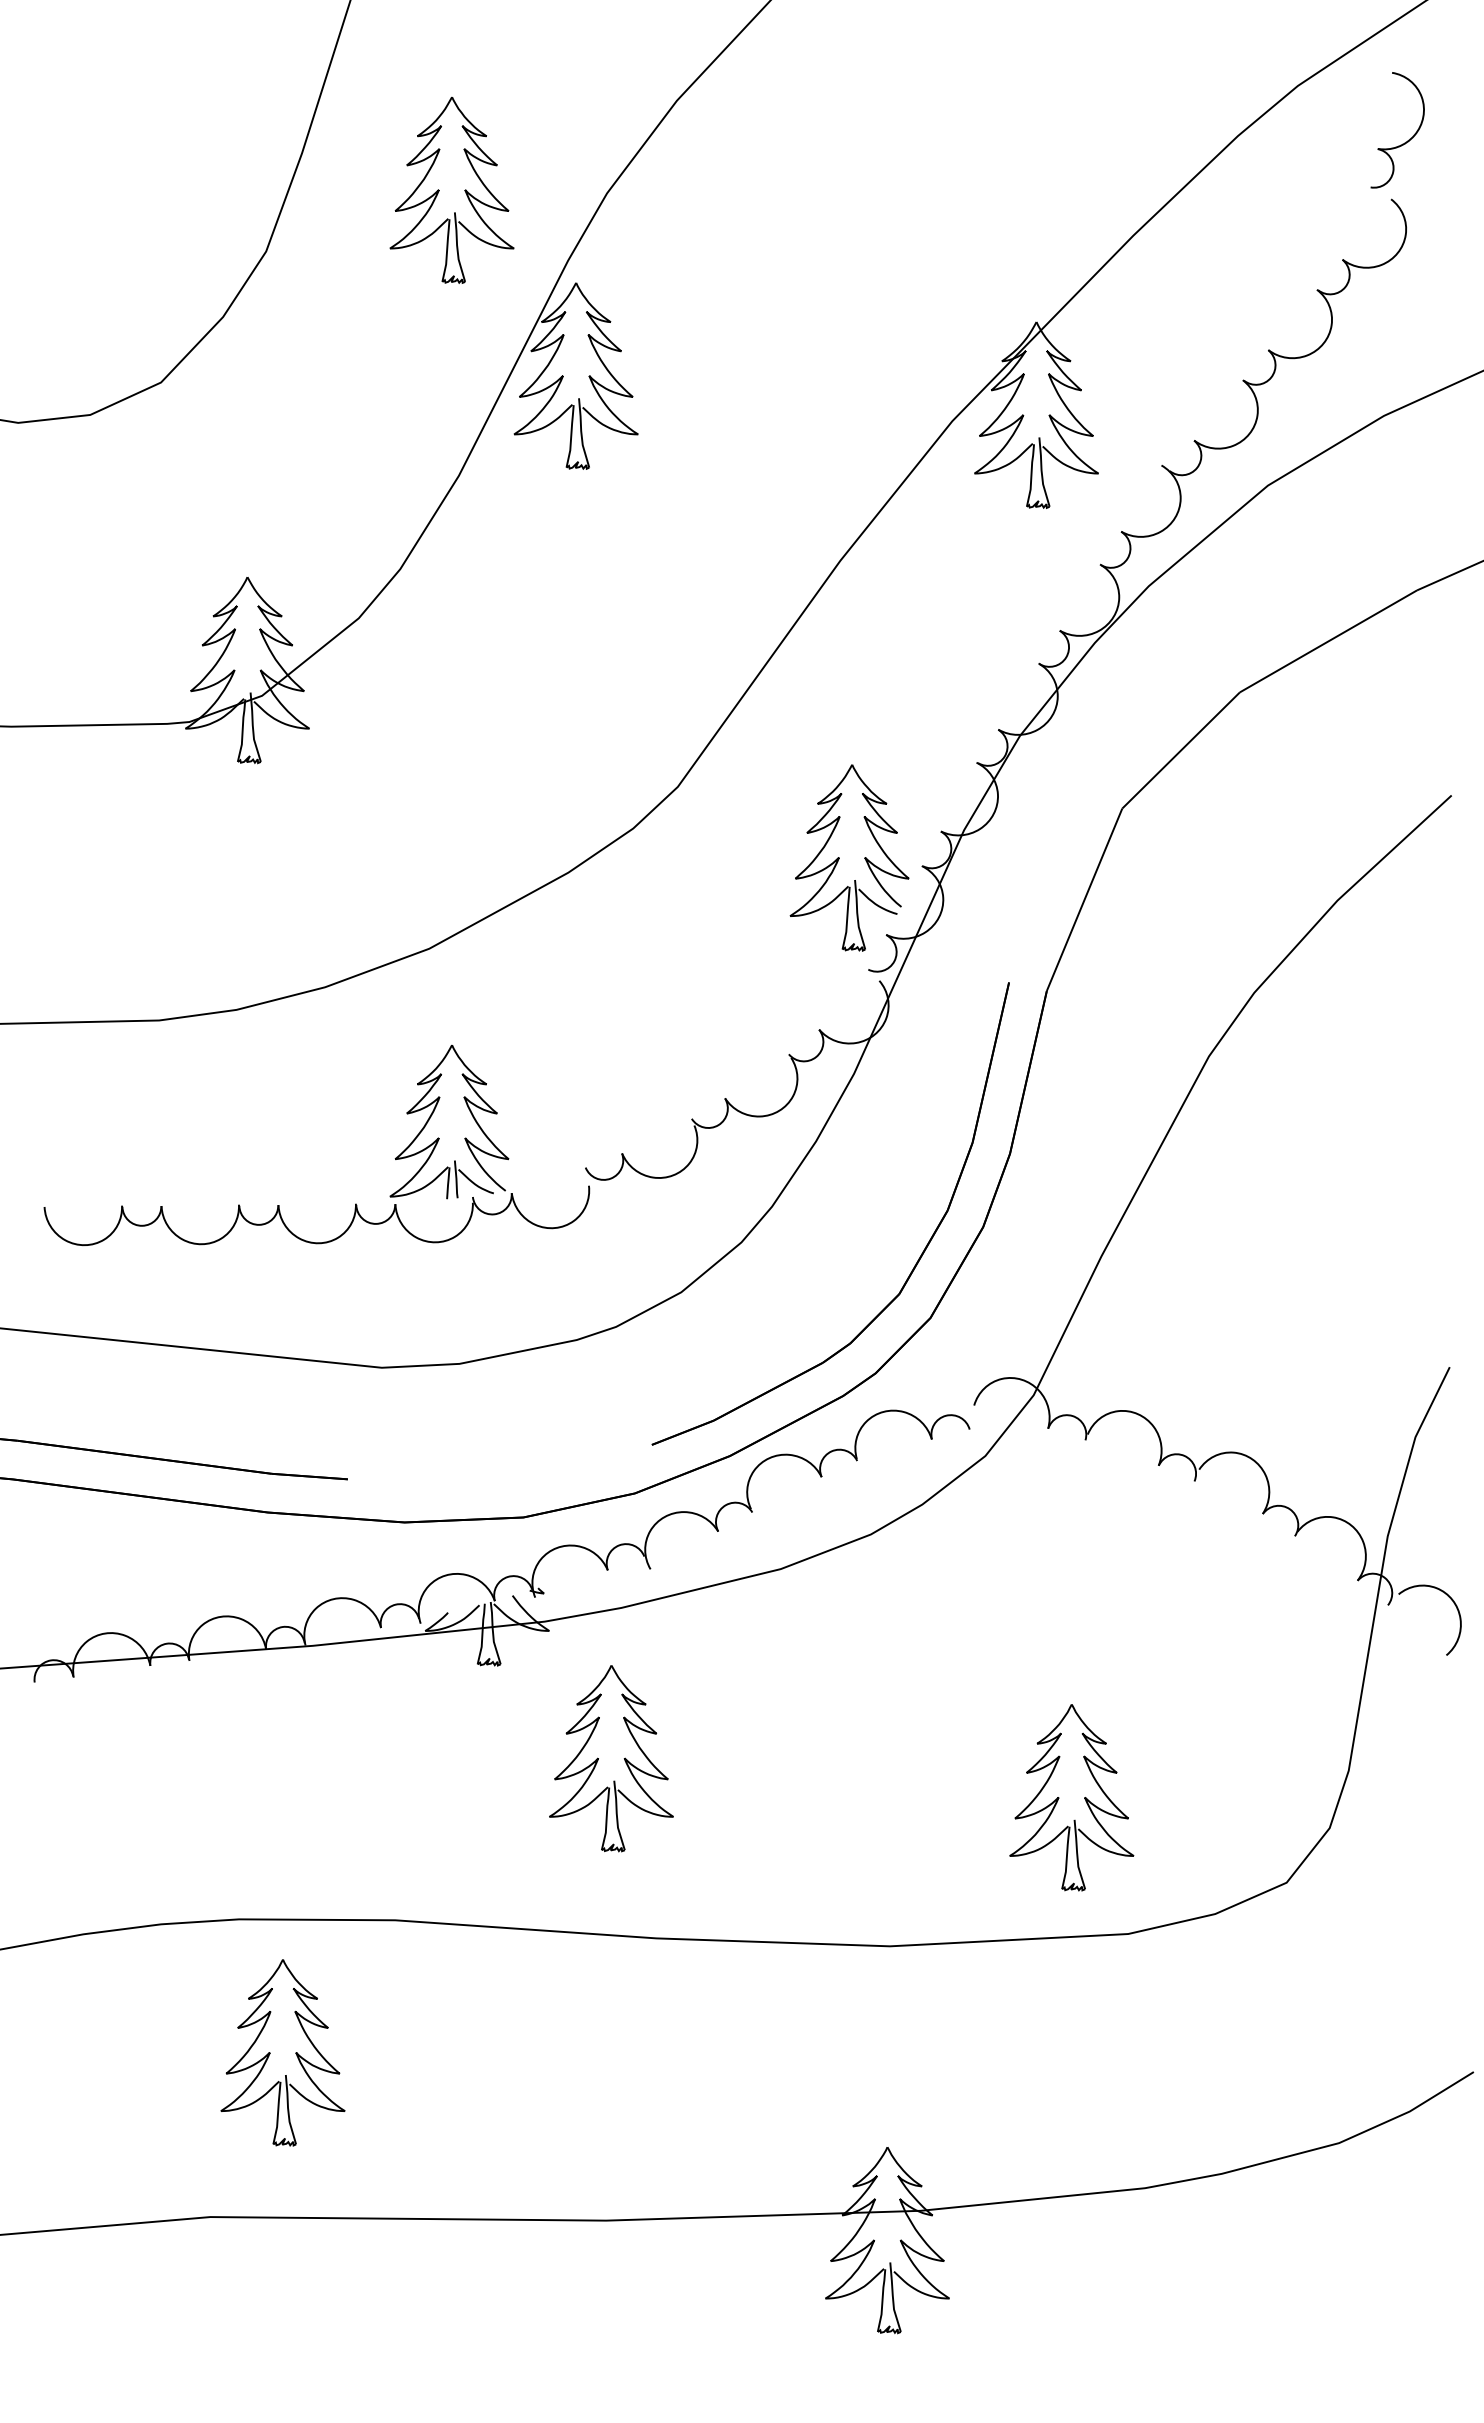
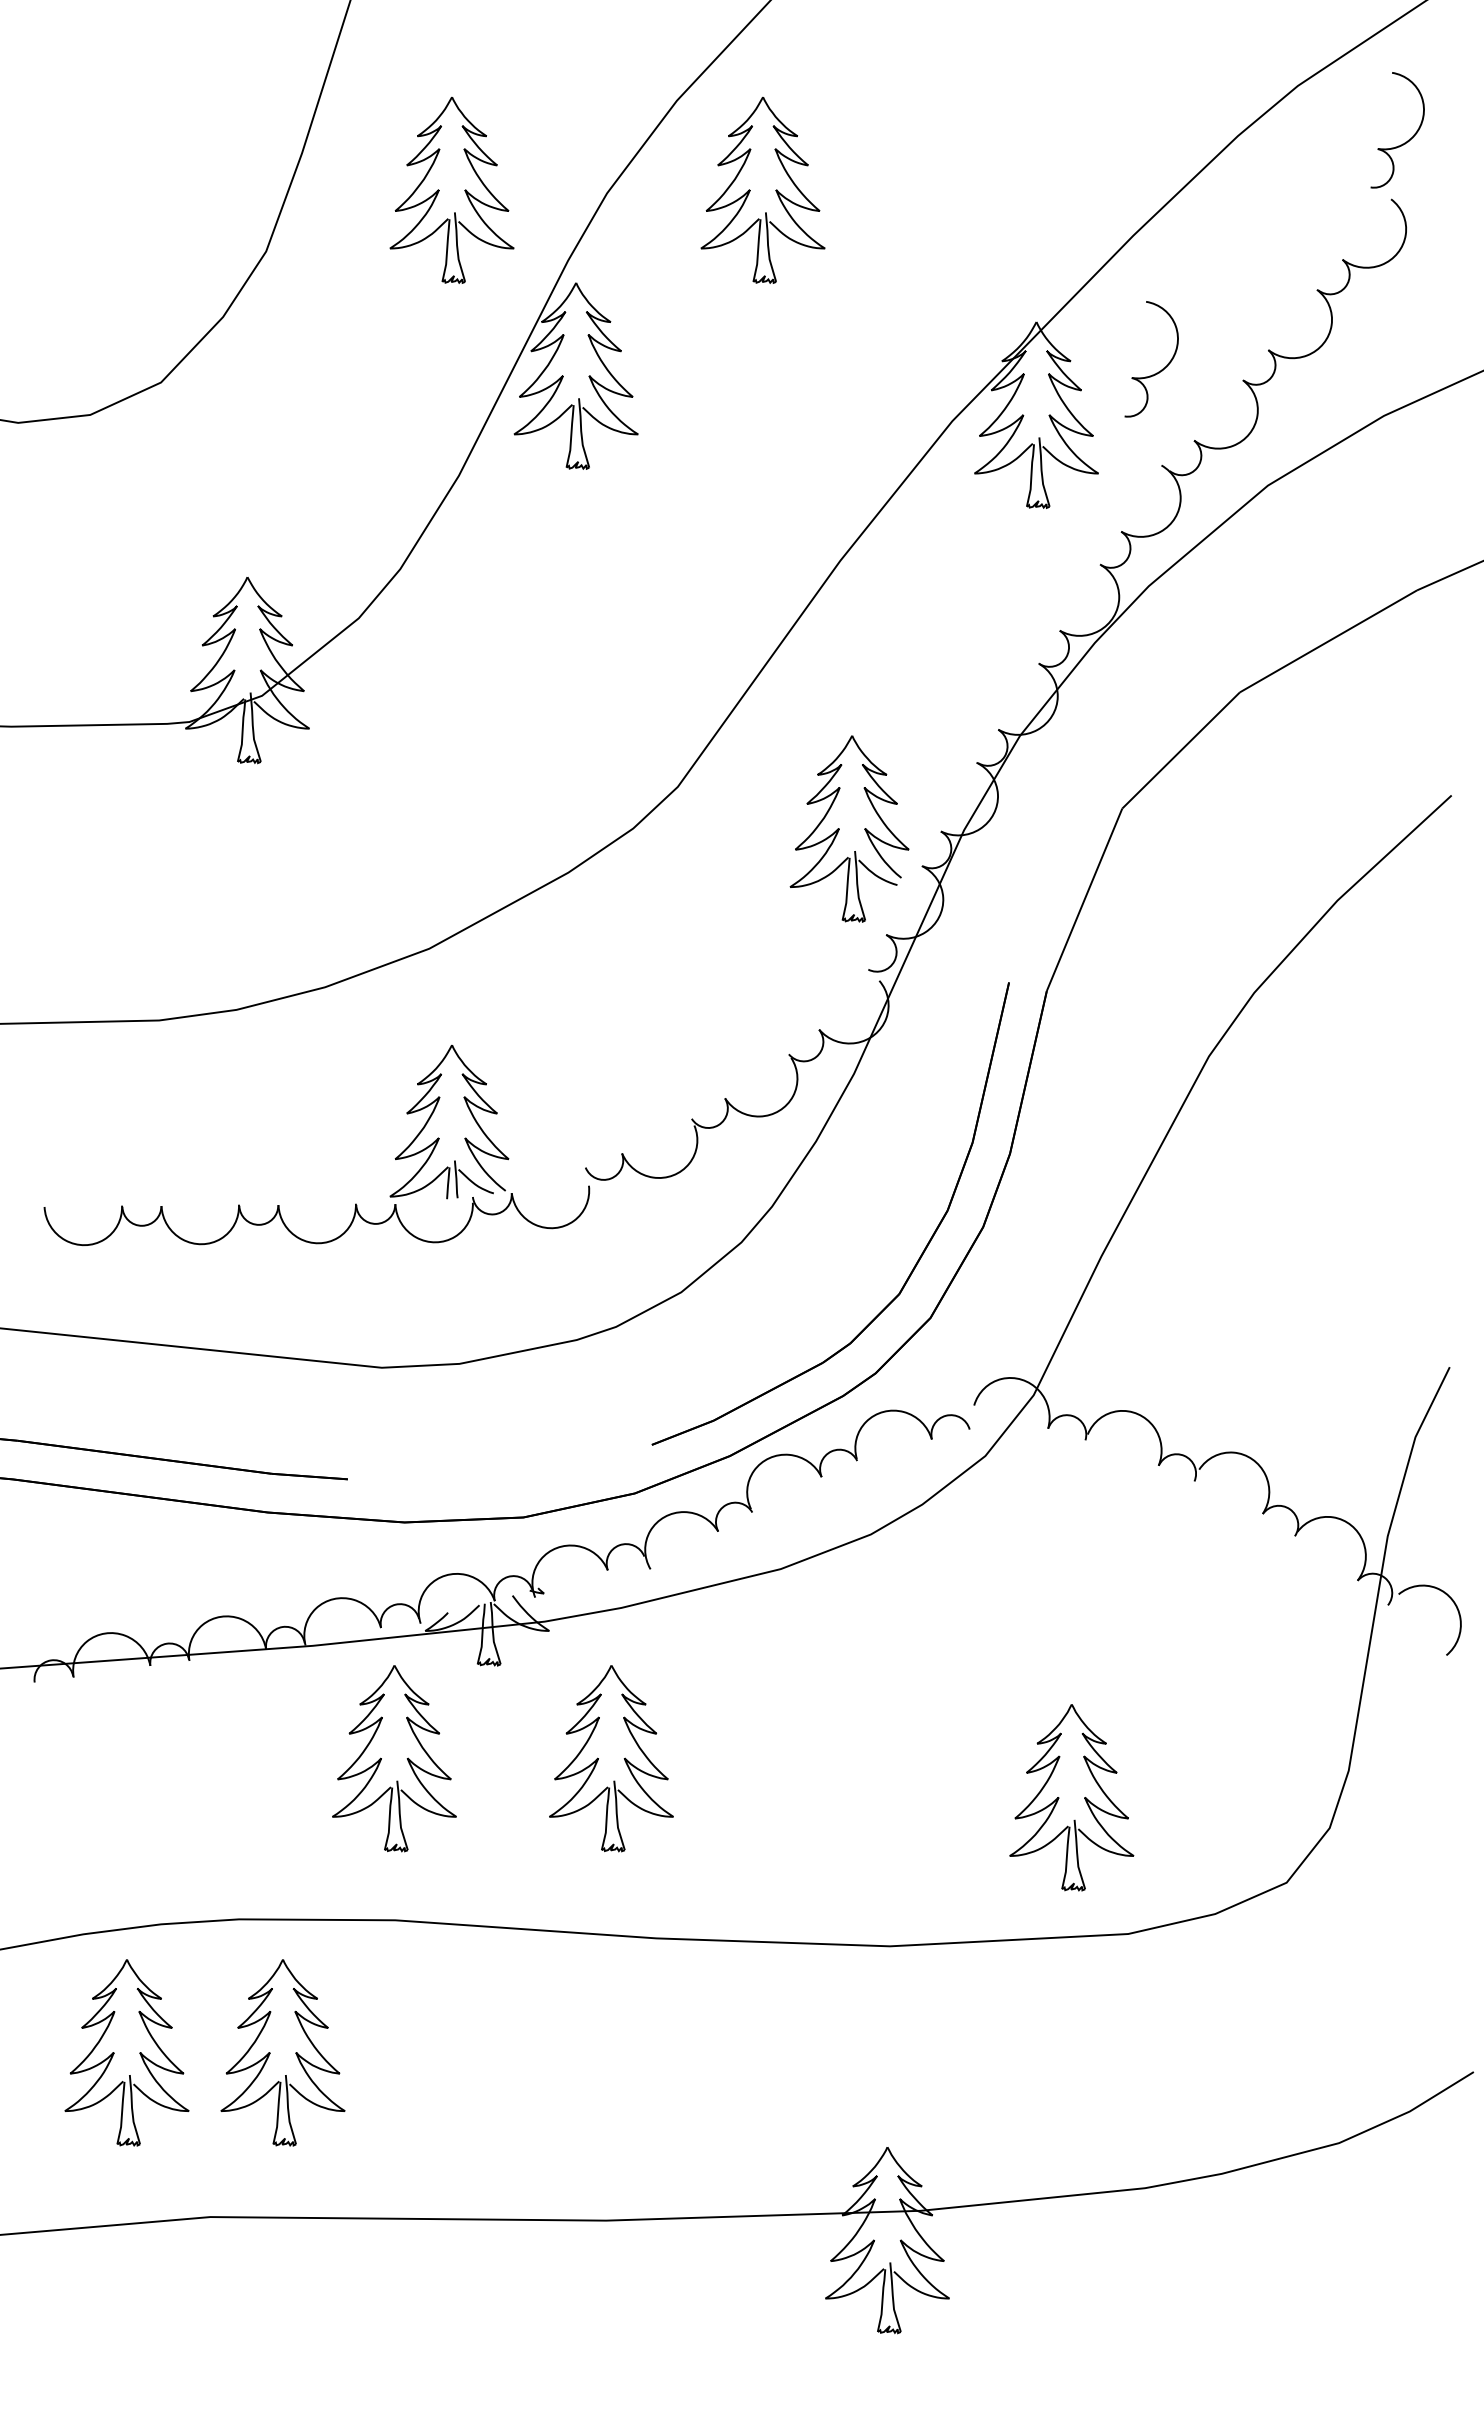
part: none -> present (750, 190)
part: none -> present (1158, 371)
part position: (839, 857) -> (839, 828) (839, 828)
part: none -> present (394, 1758)
part: none -> present (114, 2052)
